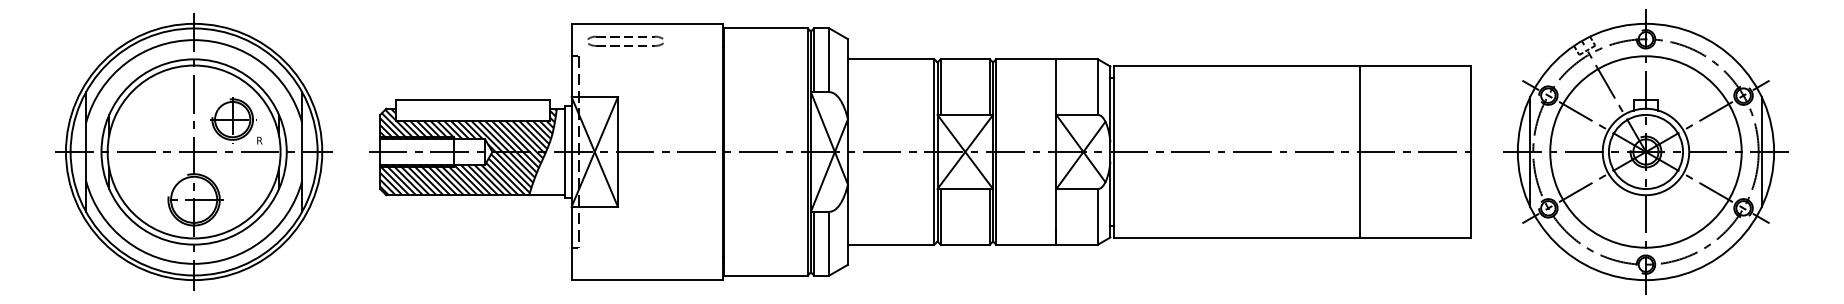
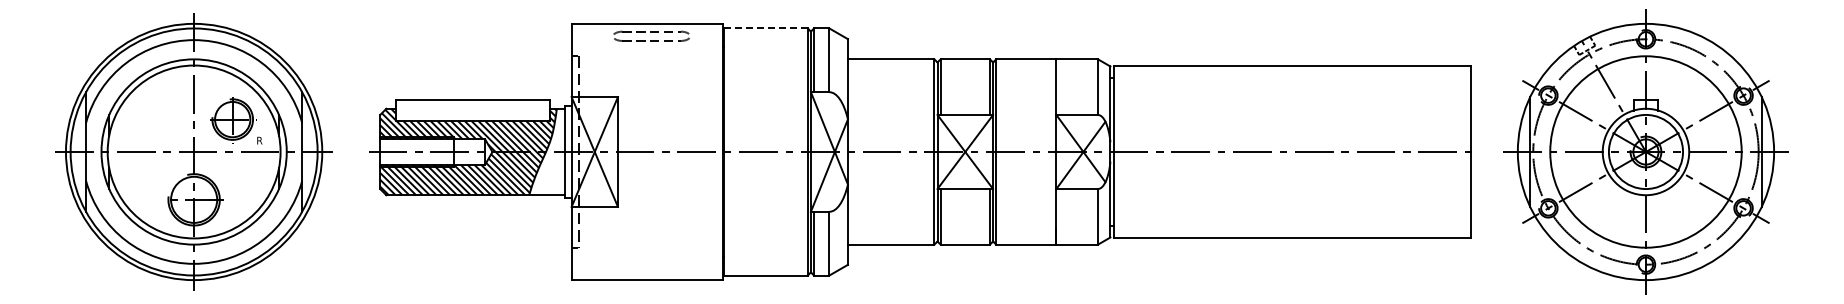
line: solid -> dashed (766, 28)
part position: (625, 40) -> (651, 35) (651, 35)
line: present -> none (1359, 151)
